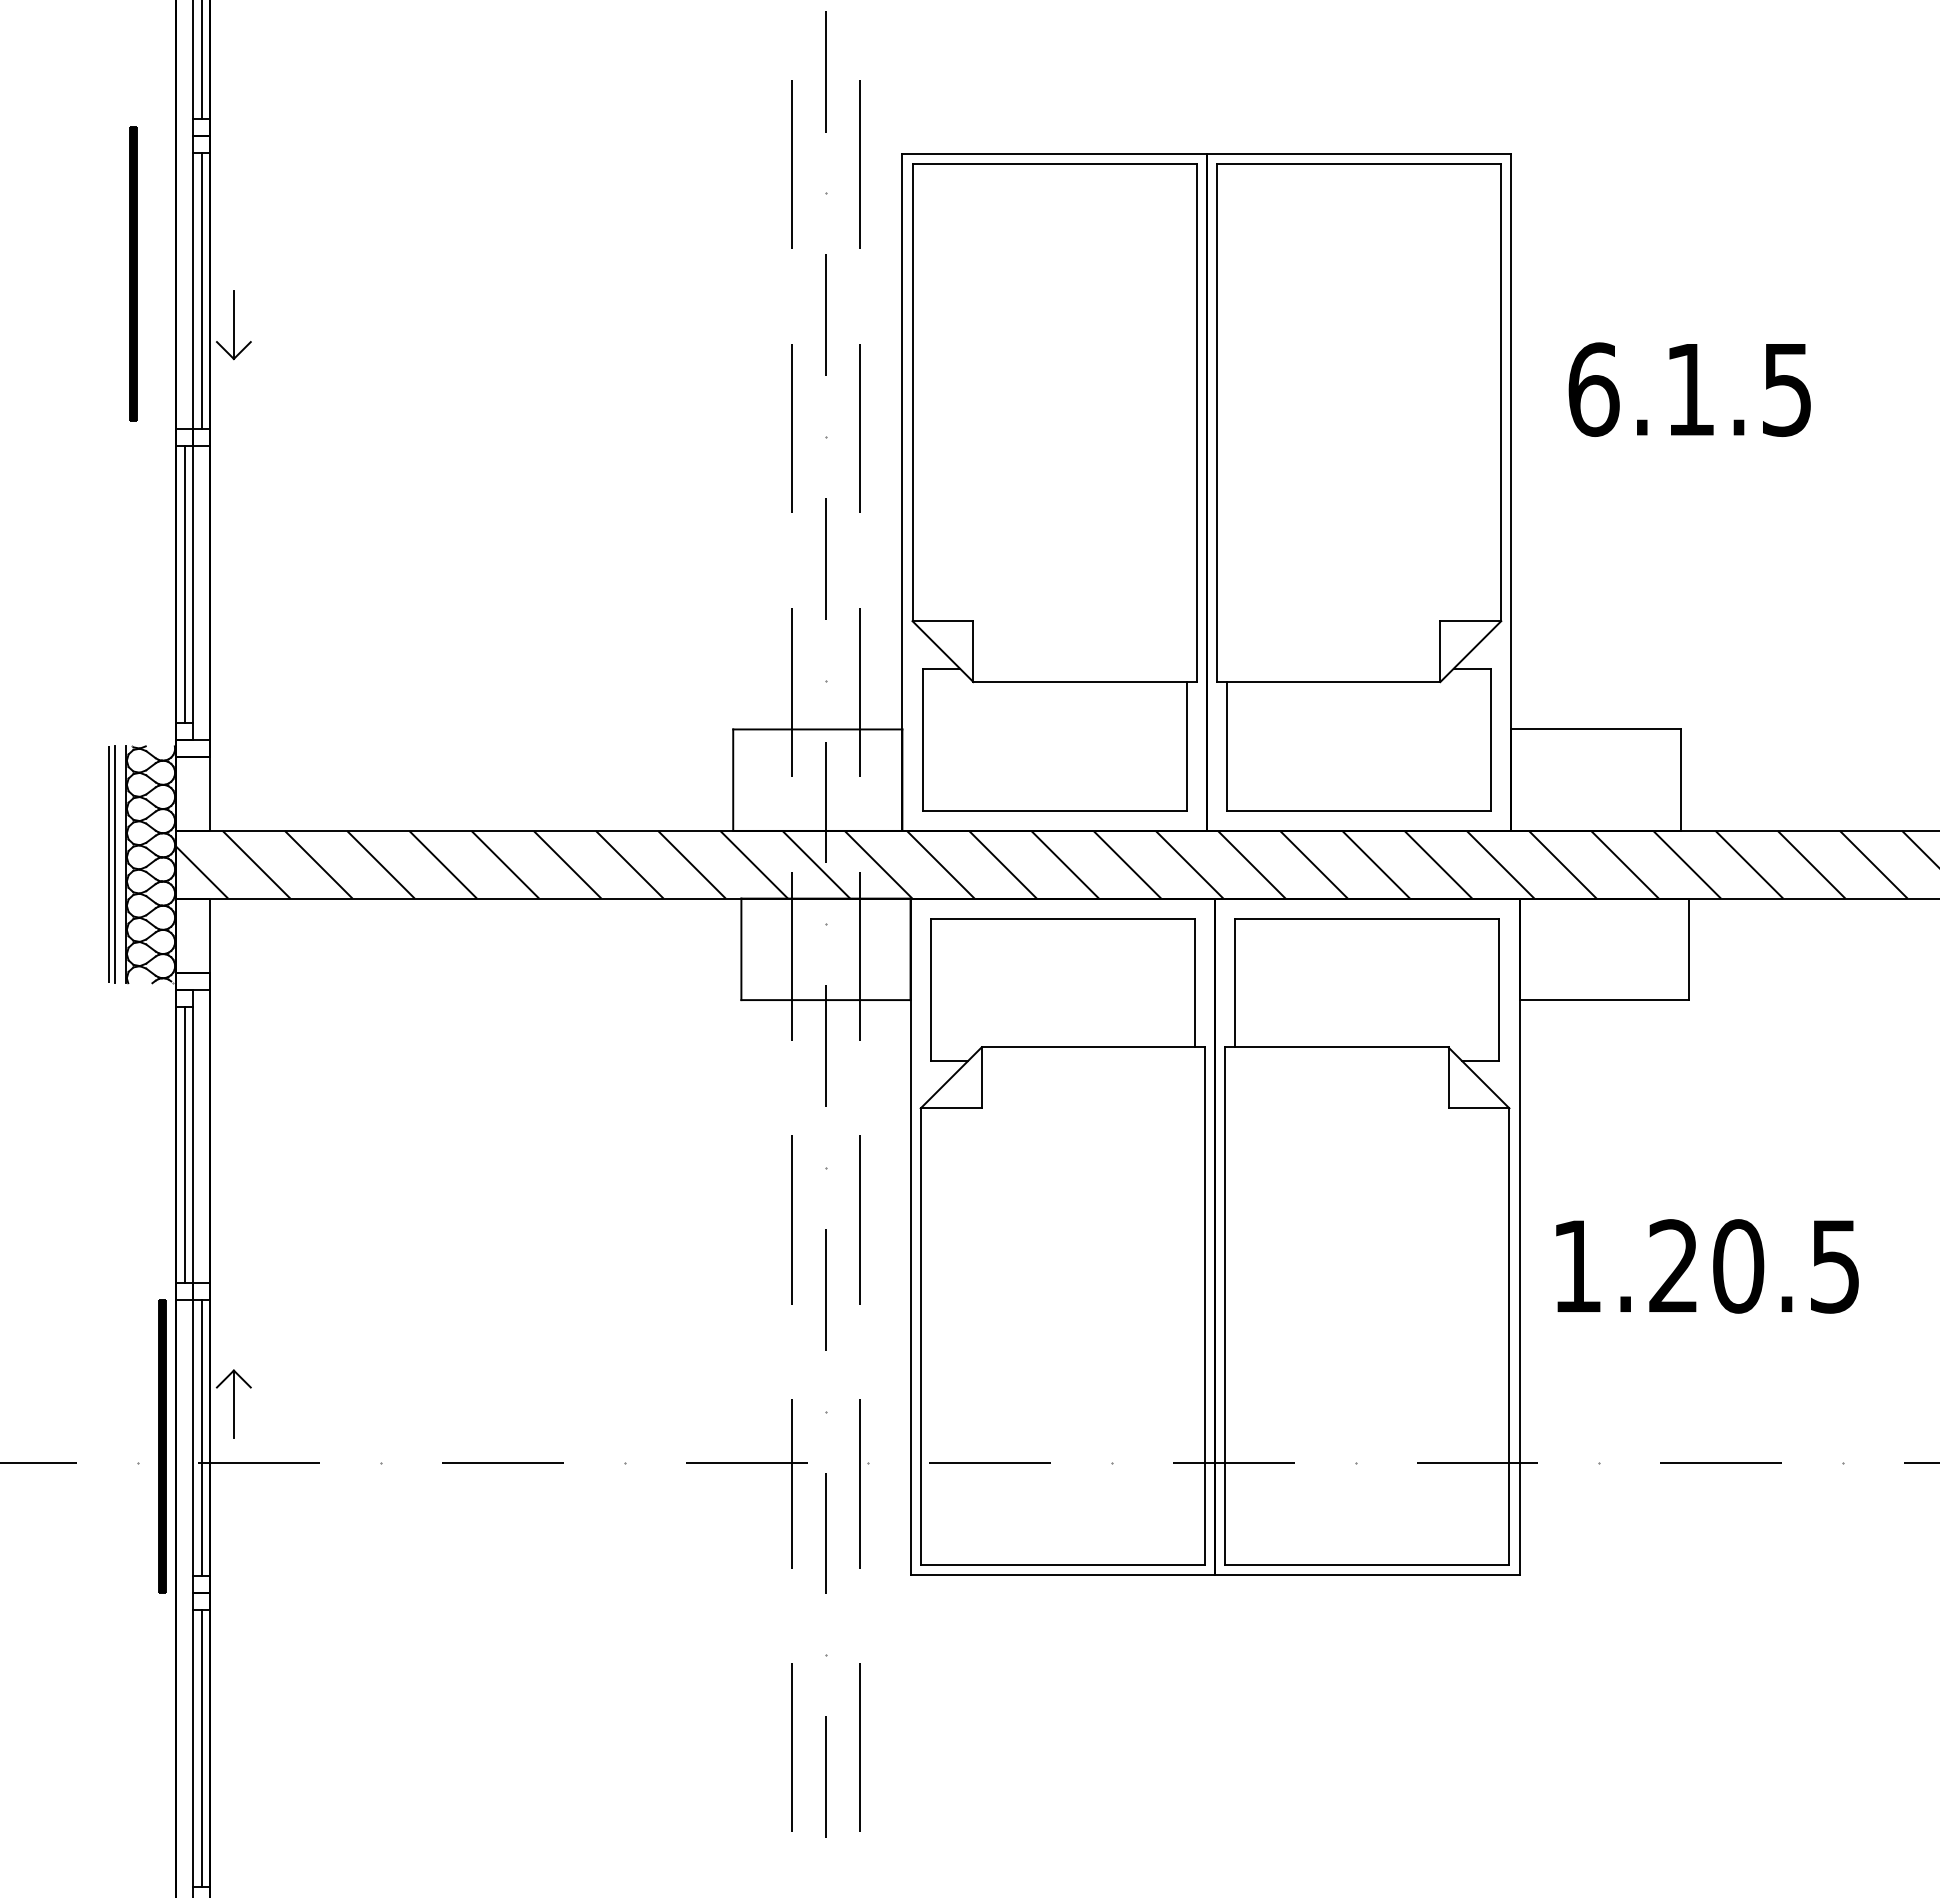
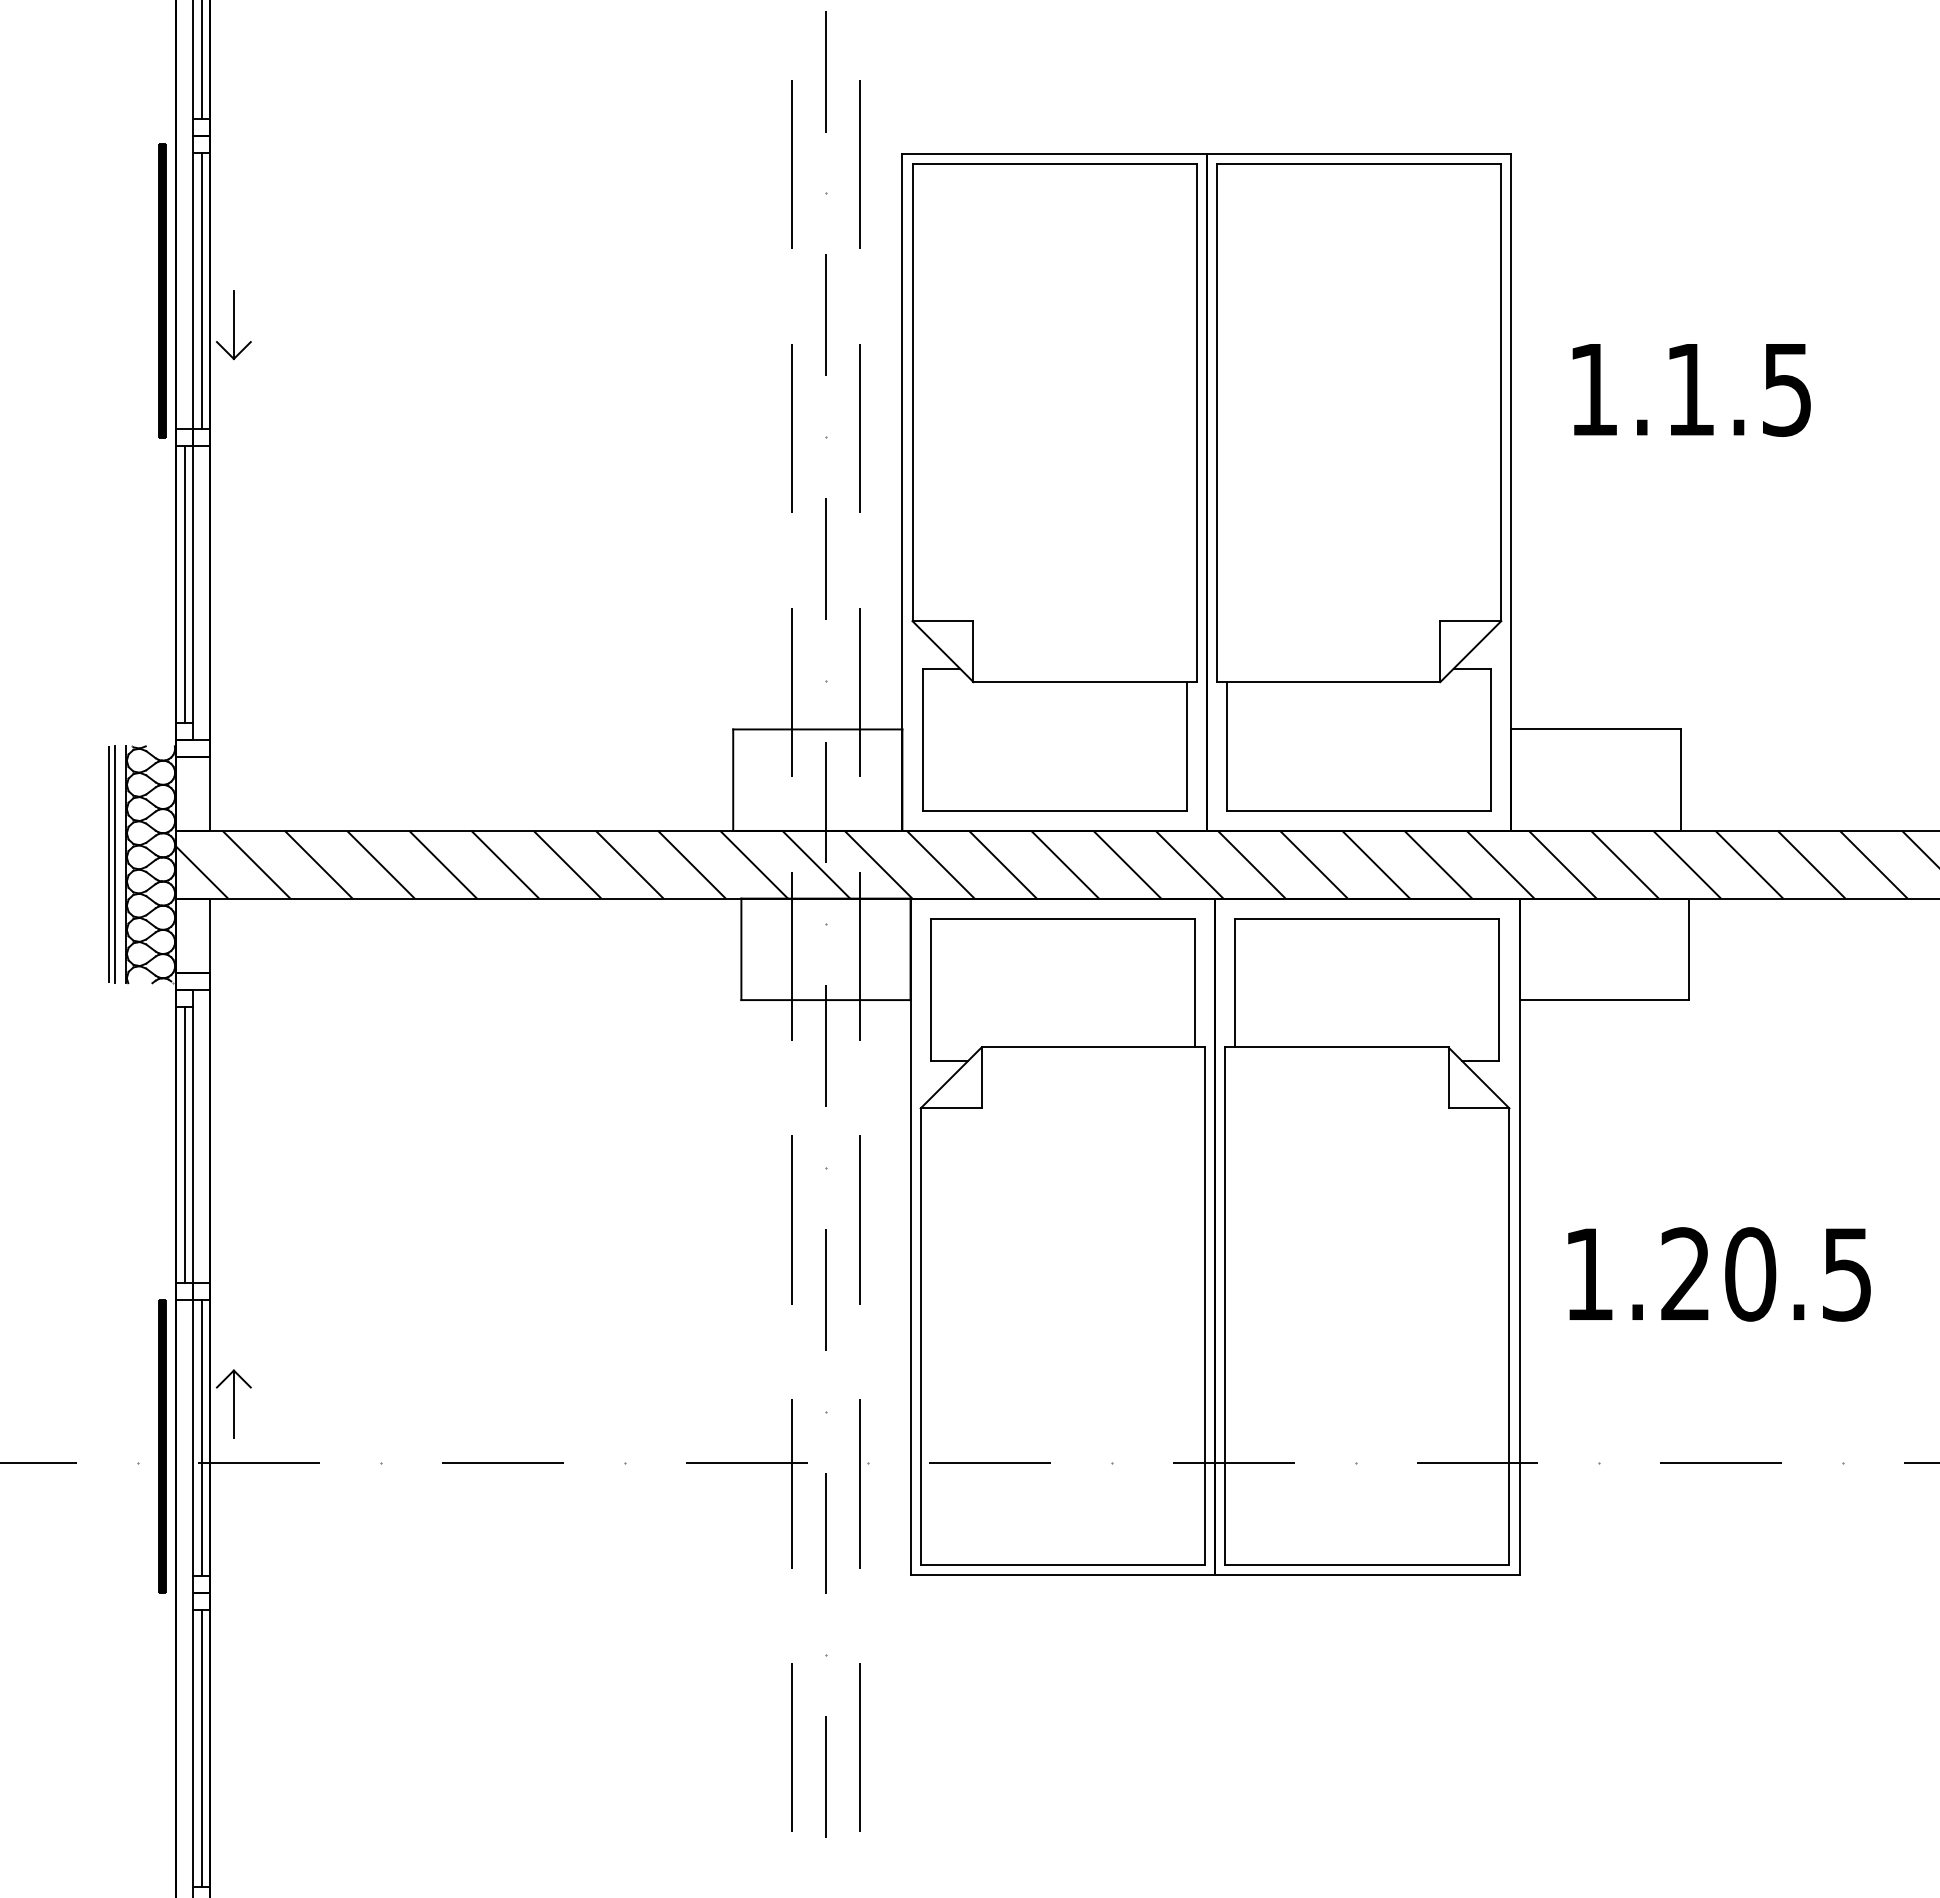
part position: (133, 273) -> (162, 290) (162, 290)
text: 6.1.5 -> 1.1.5 (1593, 389)
text position: (1707, 1266) -> (1719, 1274) (1719, 1274)
